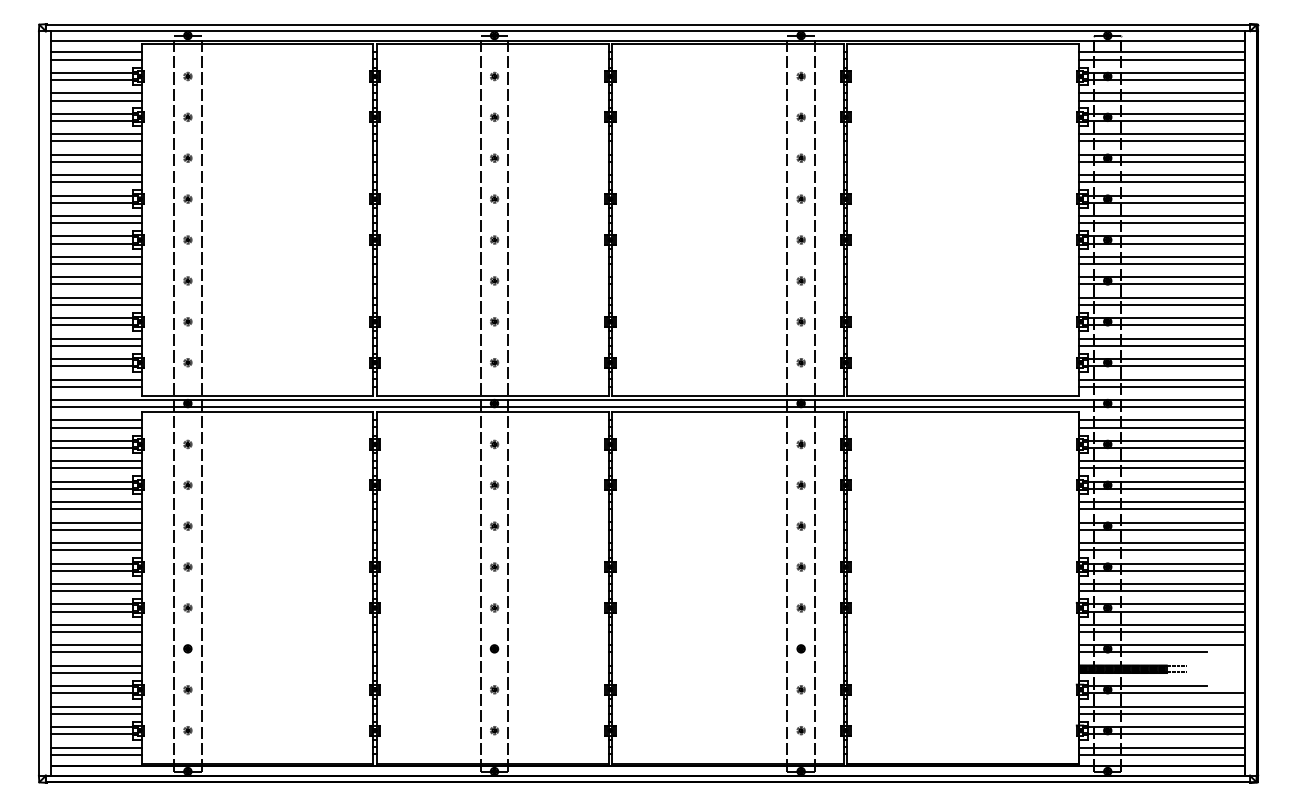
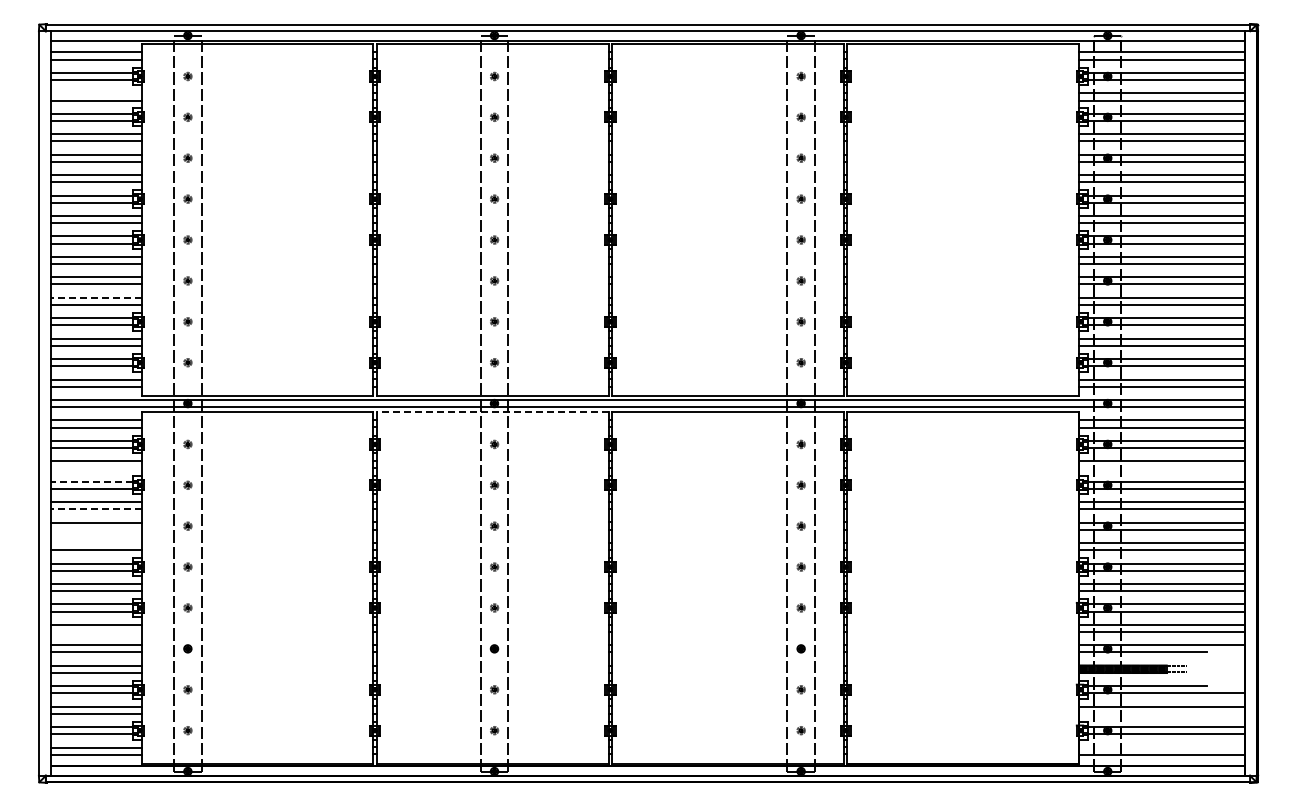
line: present -> none (95, 93)
line: solid -> dashed (95, 297)
line: solid -> dashed (492, 411)
line: present -> none (95, 468)
line: present -> none (1161, 468)
line: solid -> dashed (91, 481)
line: solid -> dashed (95, 509)
line: present -> none (95, 529)
line: present -> none (95, 543)
line: present -> none (95, 632)
line: present -> none (1161, 713)
line: present -> none (1161, 747)
